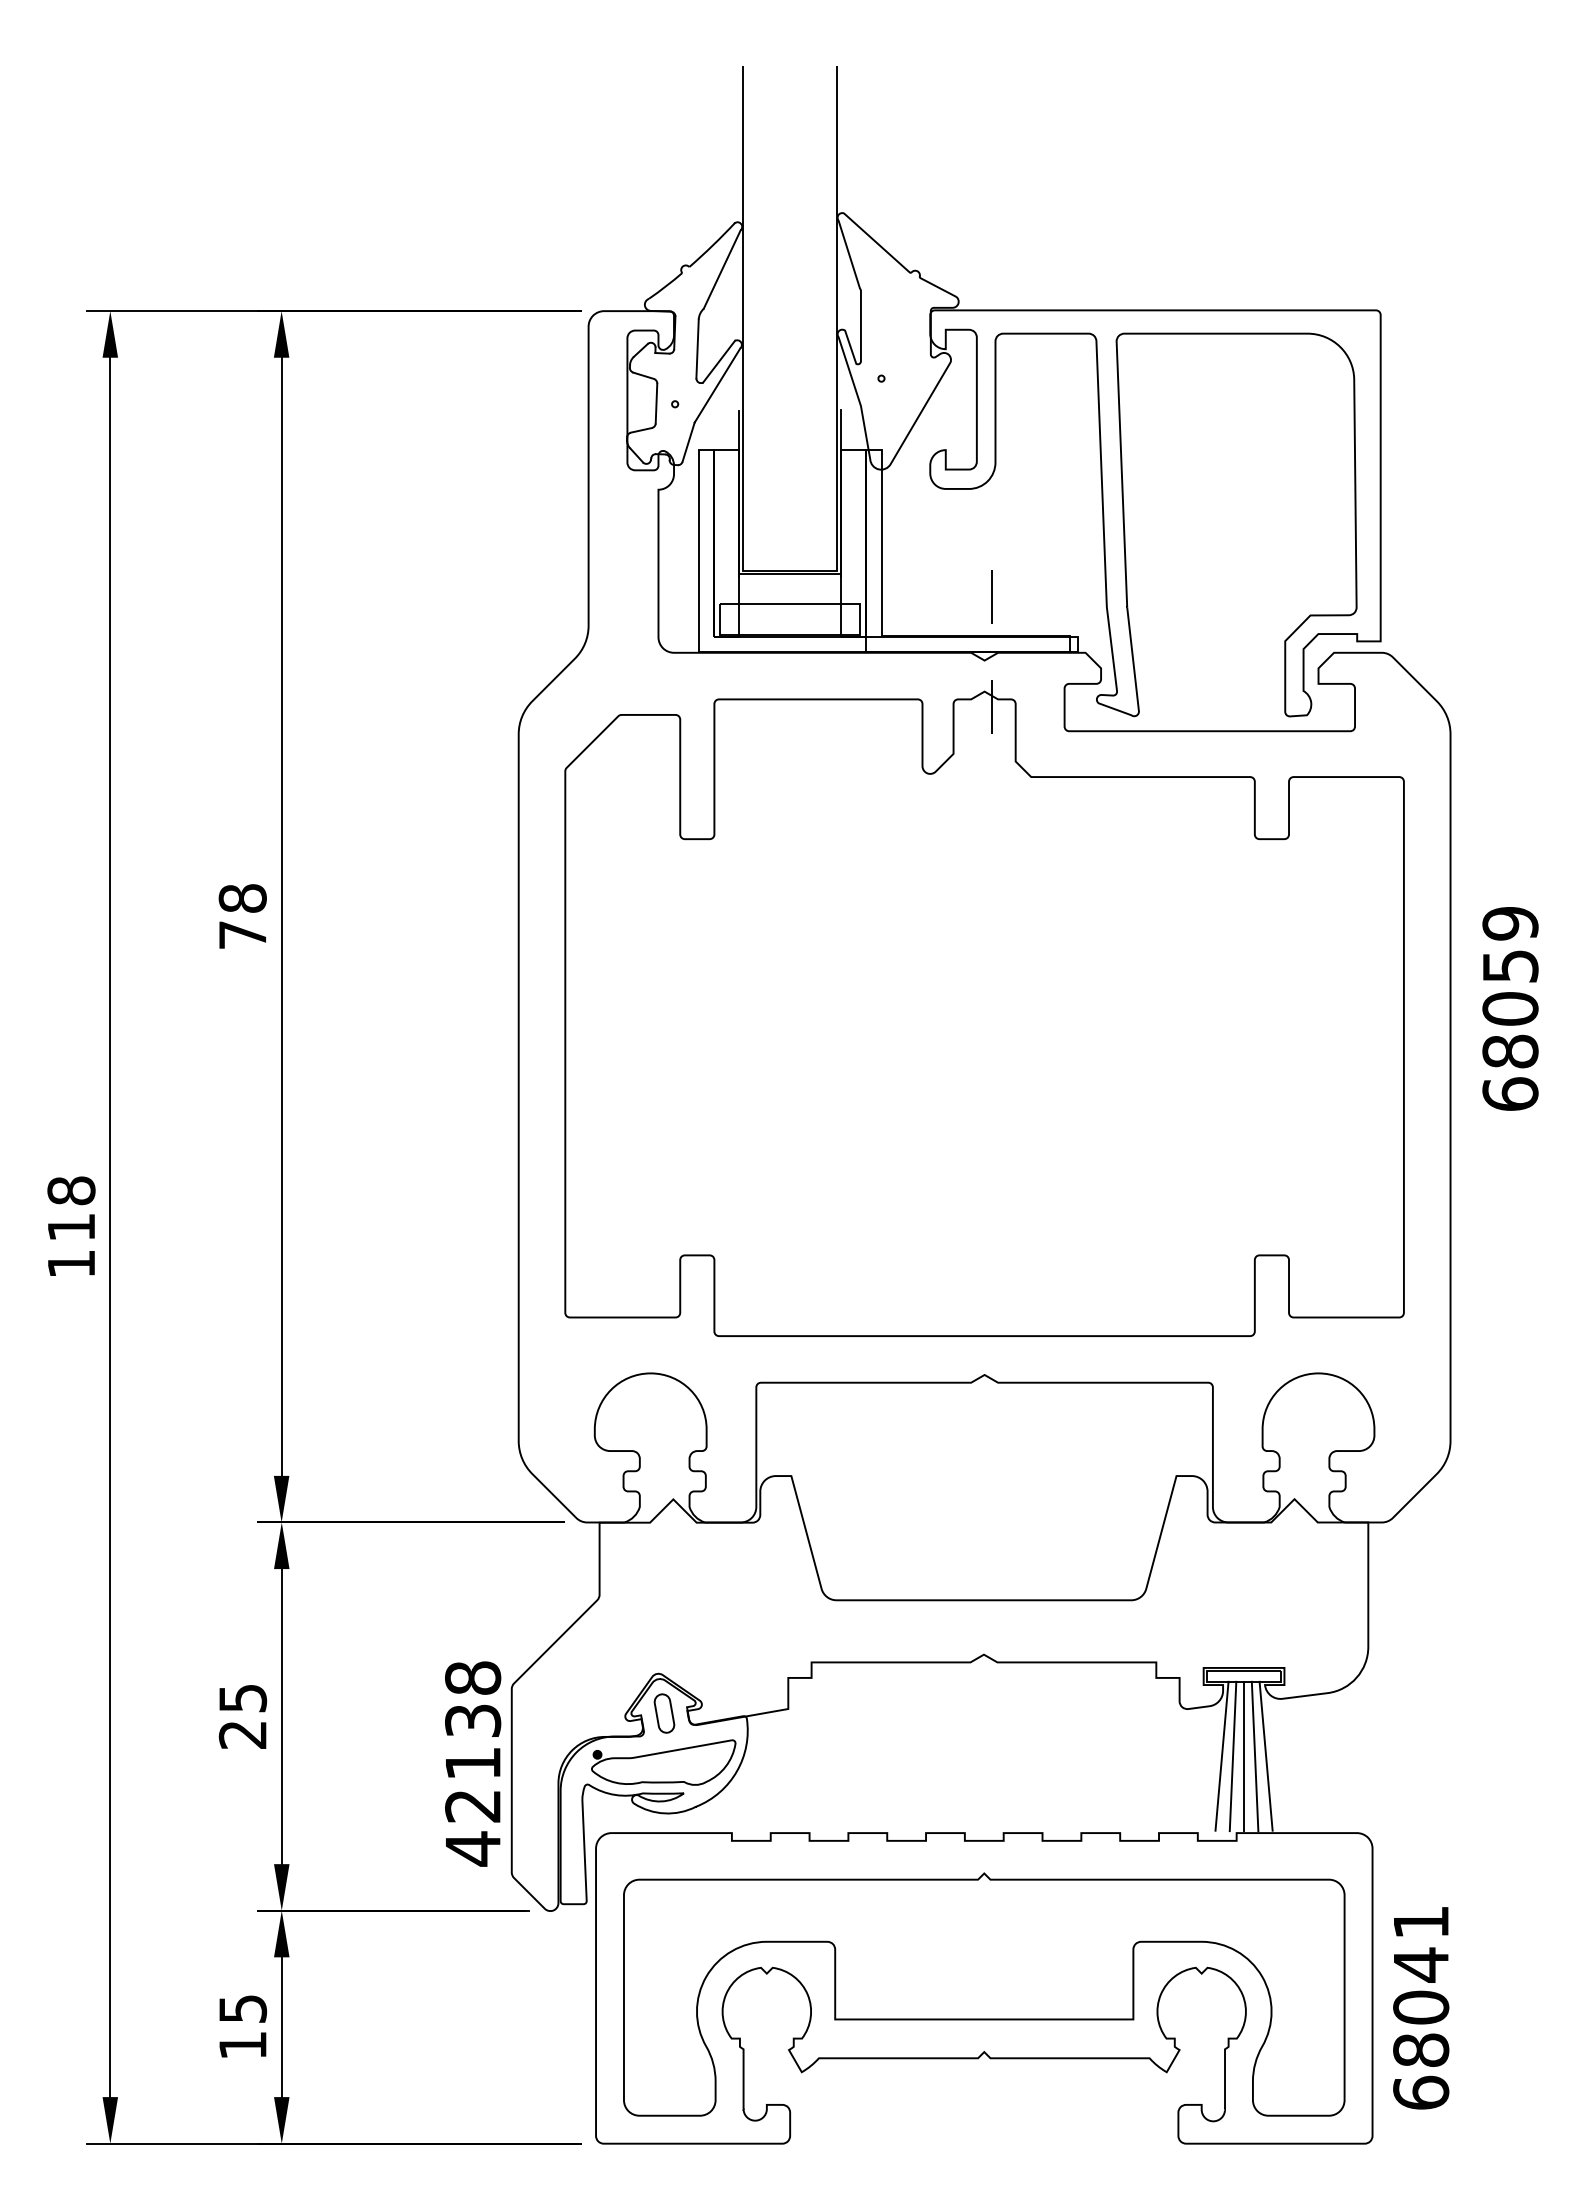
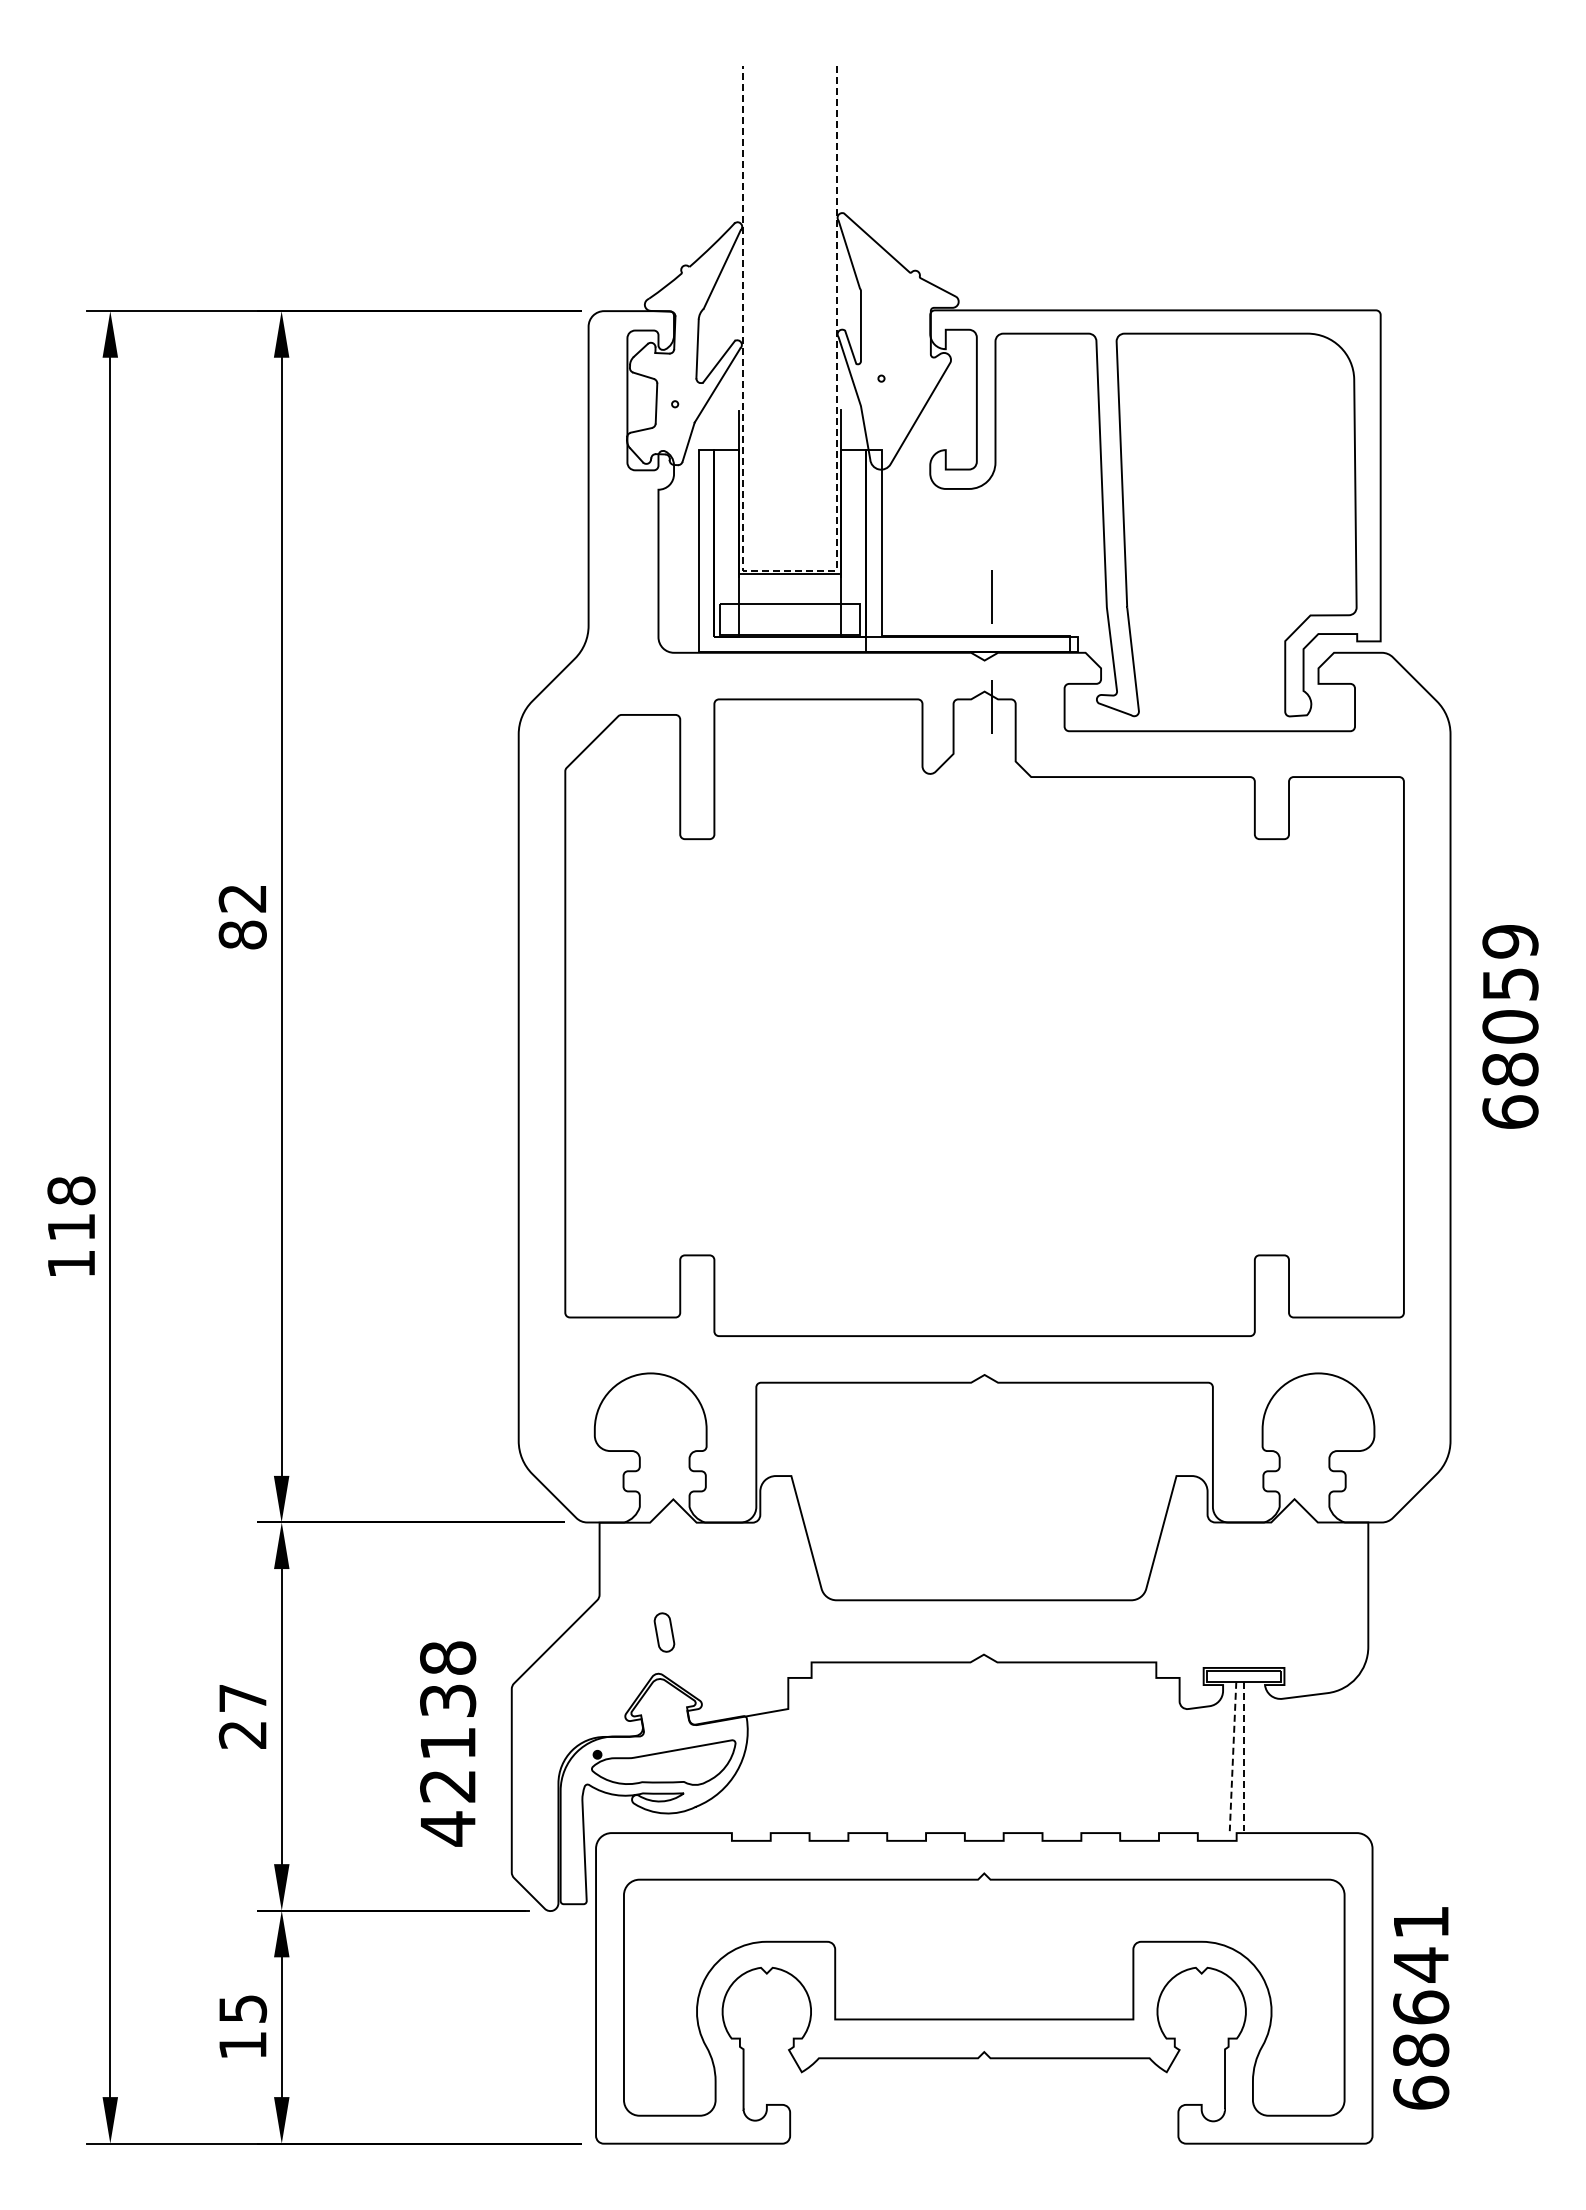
line: solid -> dashed (790, 571)
text: 78 -> 82 (242, 916)
text position: (1510, 1008) -> (1510, 1026) (1510, 1026)
text: 25 -> 27 (243, 1698)
part position: (664, 1713) -> (664, 1632) (664, 1632)
line: present -> none (1221, 1755)
line: present -> none (1265, 1755)
line: solid -> dashed (1233, 1756)
line: solid -> dashed (1244, 1756)
line: present -> none (1254, 1756)
text position: (473, 1763) -> (448, 1743) (448, 1743)
text: 68041 -> 68641 (1421, 2007)
